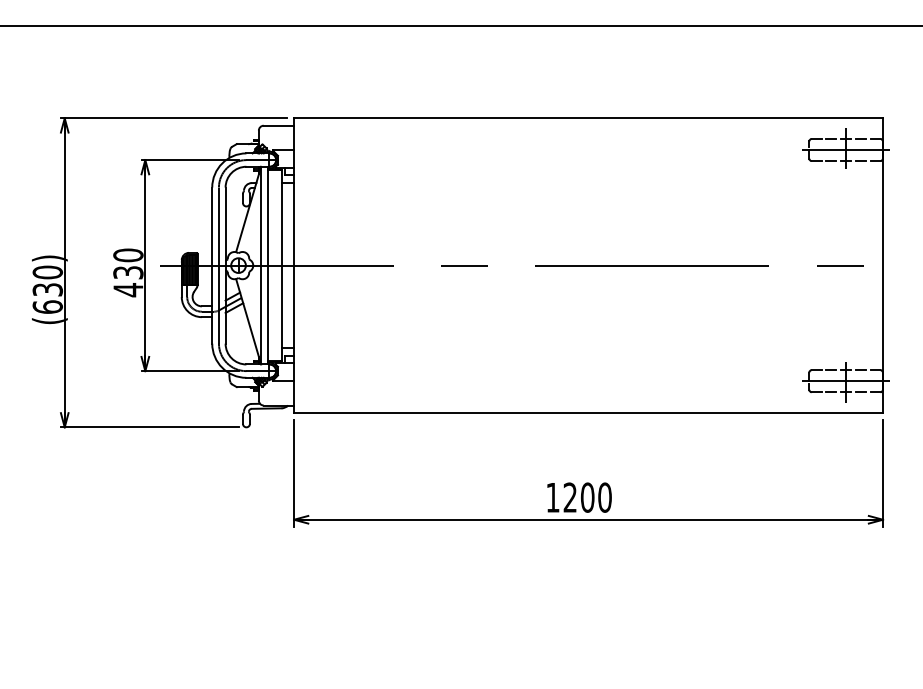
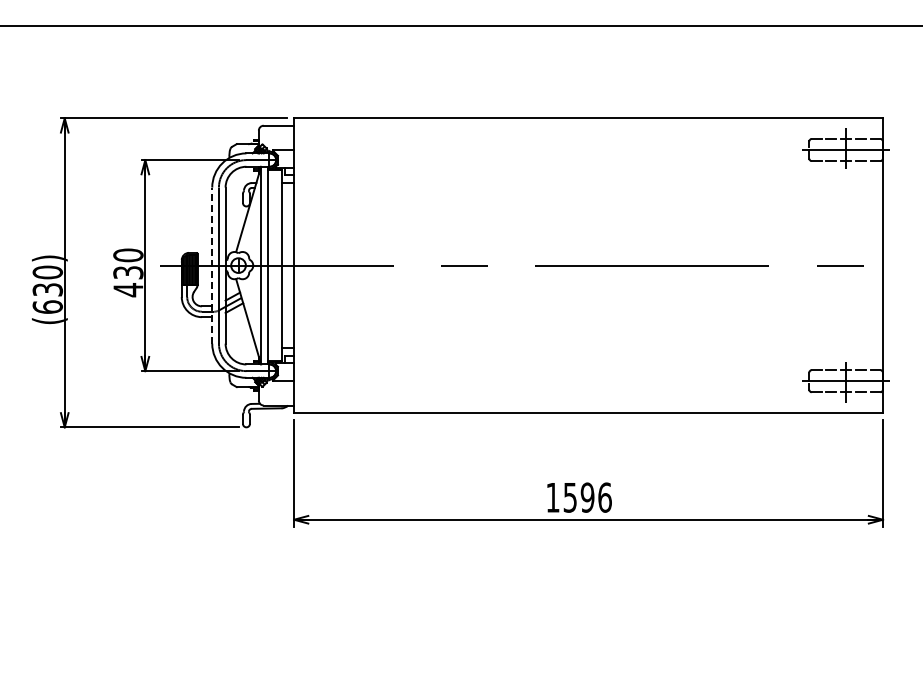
line: solid -> dashed (212, 265)
text: 1200 -> 1596 (587, 497)
